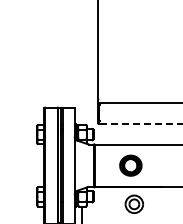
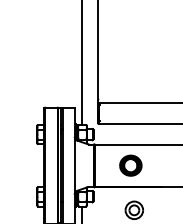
line: none -> present (81, 63)
line: dashed -> solid (141, 123)
part position: (133, 203) -> (133, 209) (133, 209)
